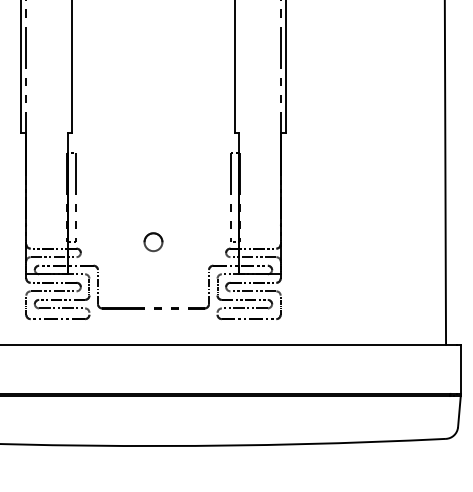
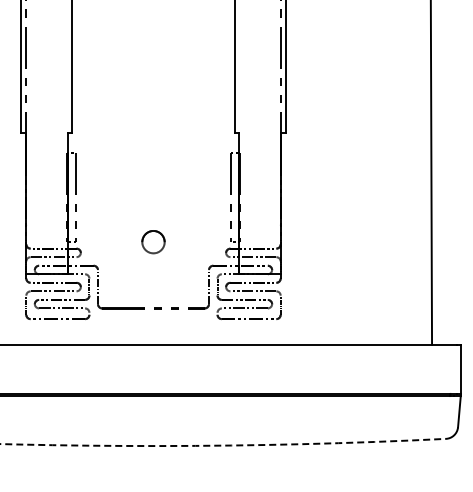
line position: (445, 173) -> (431, 173) (431, 173)
part size: 21x21 px -> 25x25 px (153, 242)
arc: solid -> dashed (223, 445)
